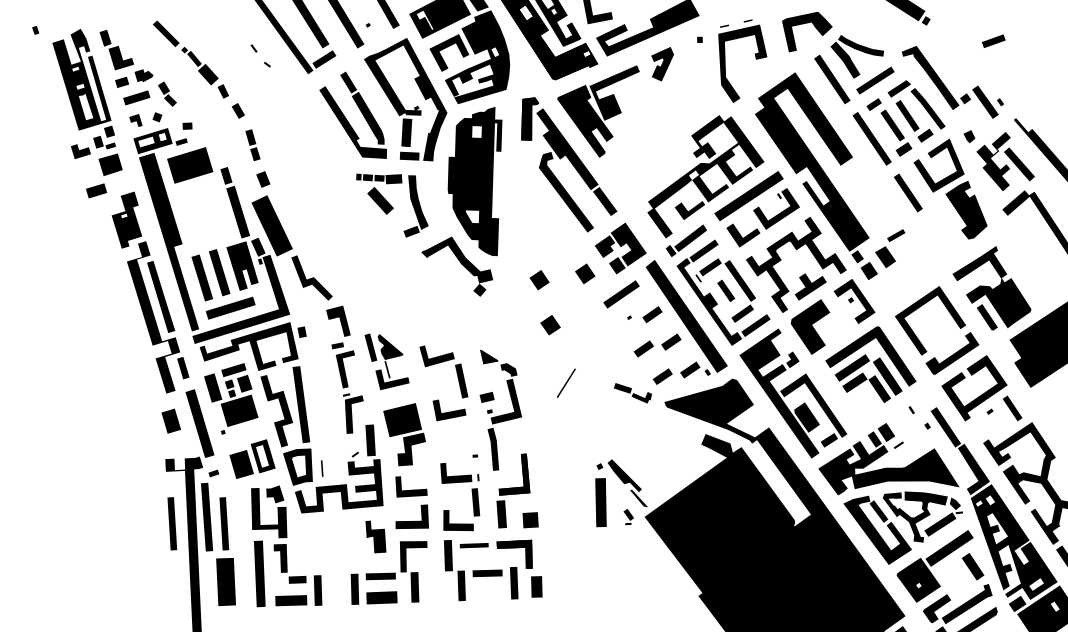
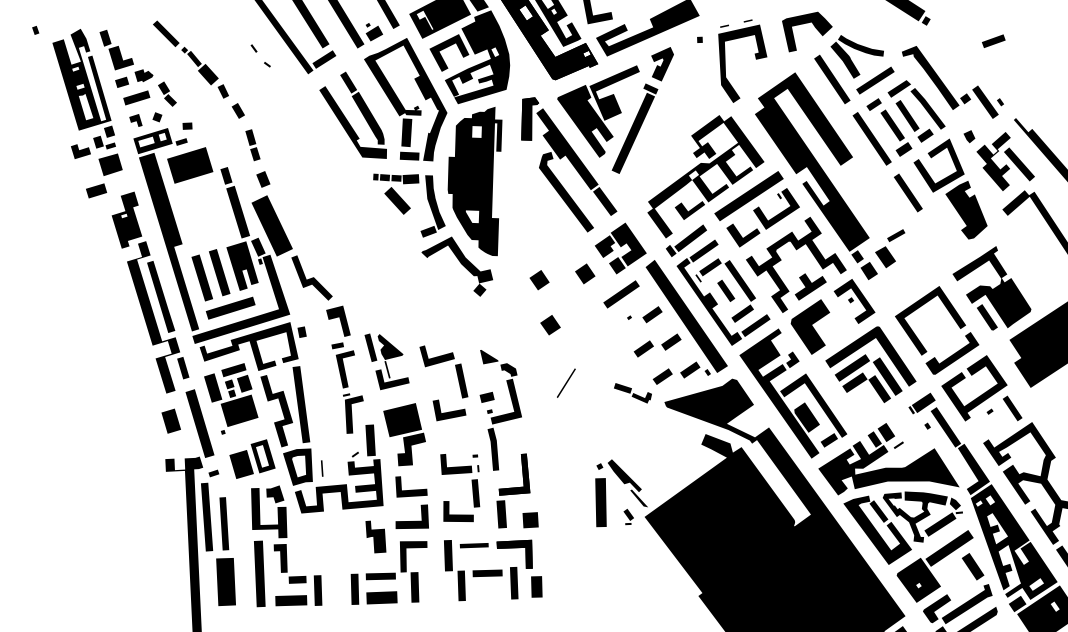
fill: none -> present (374, 33)
part: none -> present (634, 128)
part position: (392, 205) -> (409, 205) (409, 205)
fill: none -> present (923, 402)
part position: (472, 497) -> (472, 488) (472, 488)
part: present -> none (172, 523)
